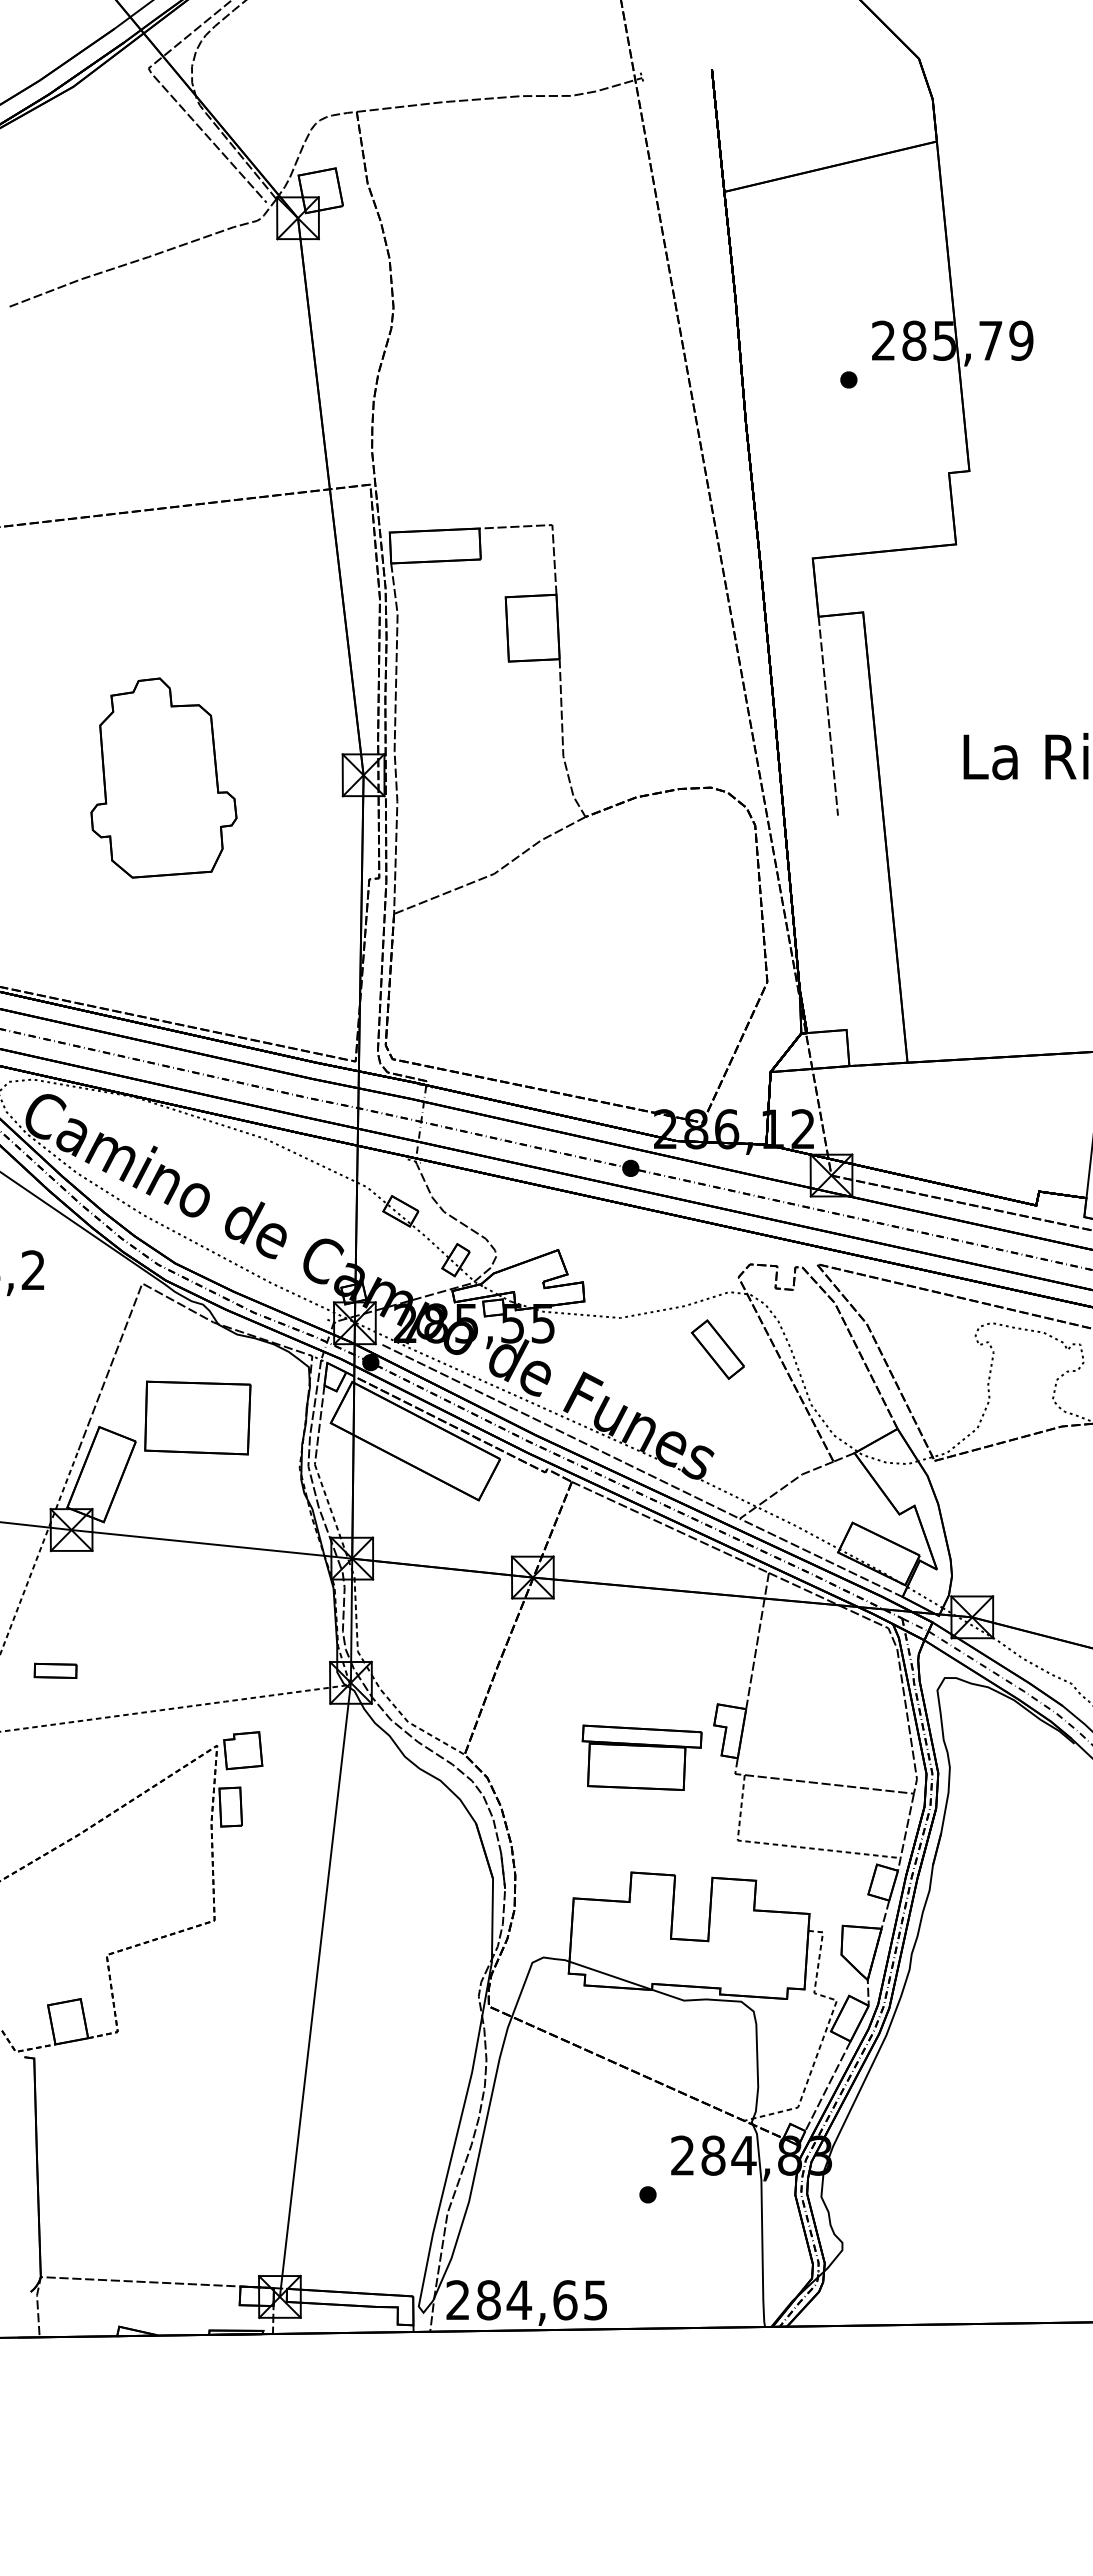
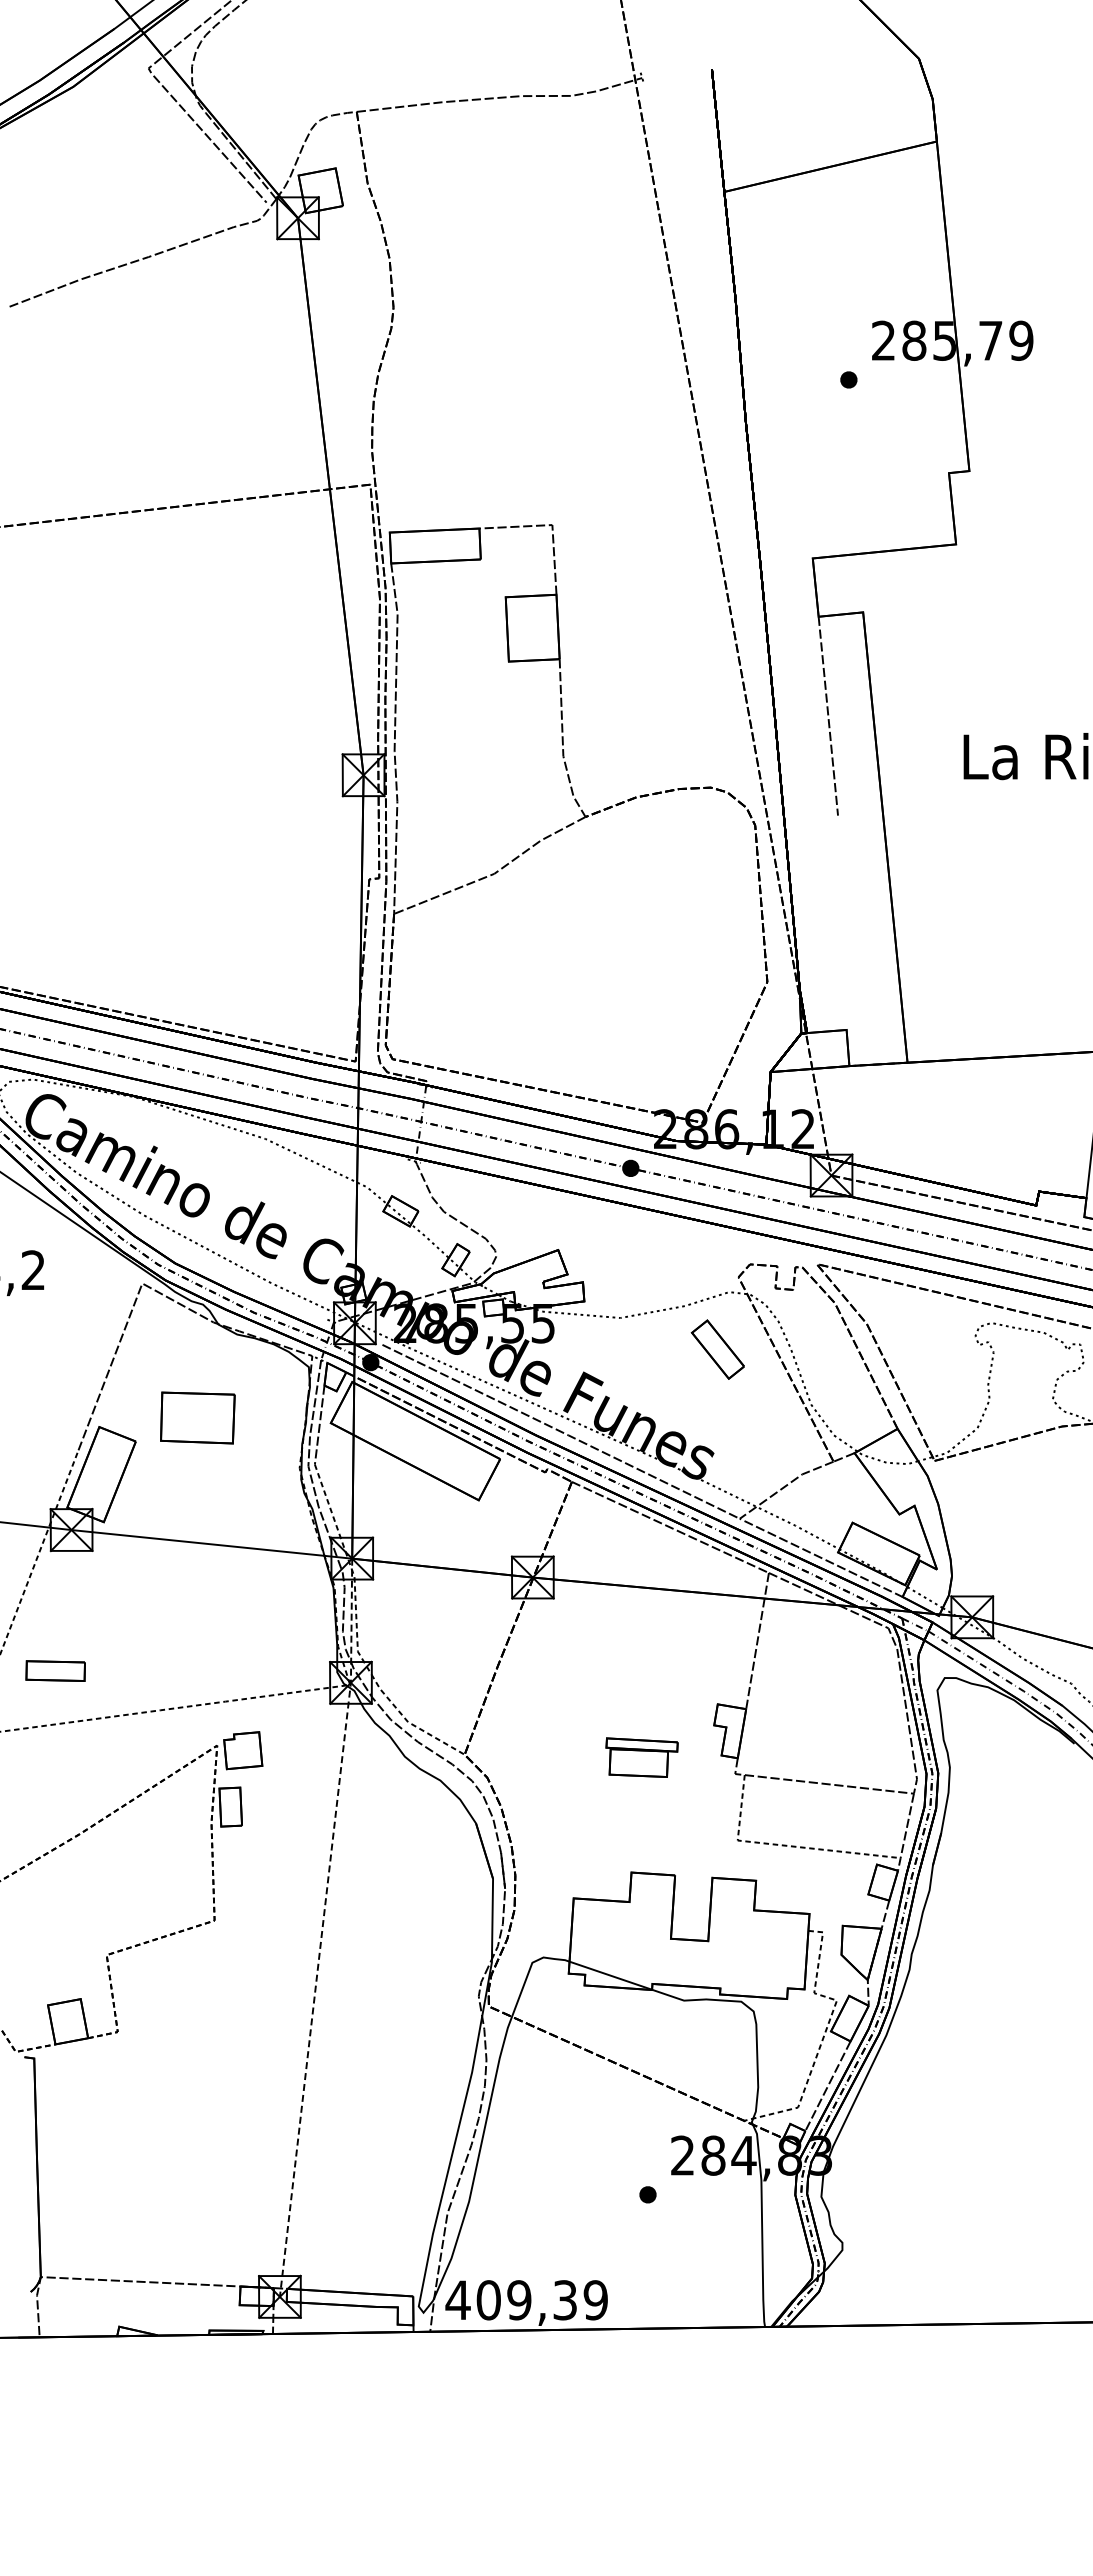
part: present -> none (163, 777)
part size: 108x76 px -> 76x54 px (197, 1417)
part size: 45x17 px -> 61x22 px (55, 1670)
part size: 122x67 px -> 74x41 px (641, 1757)
line: solid -> dashed (322, 1927)
text: 284,65 -> 409,39 (526, 2300)
